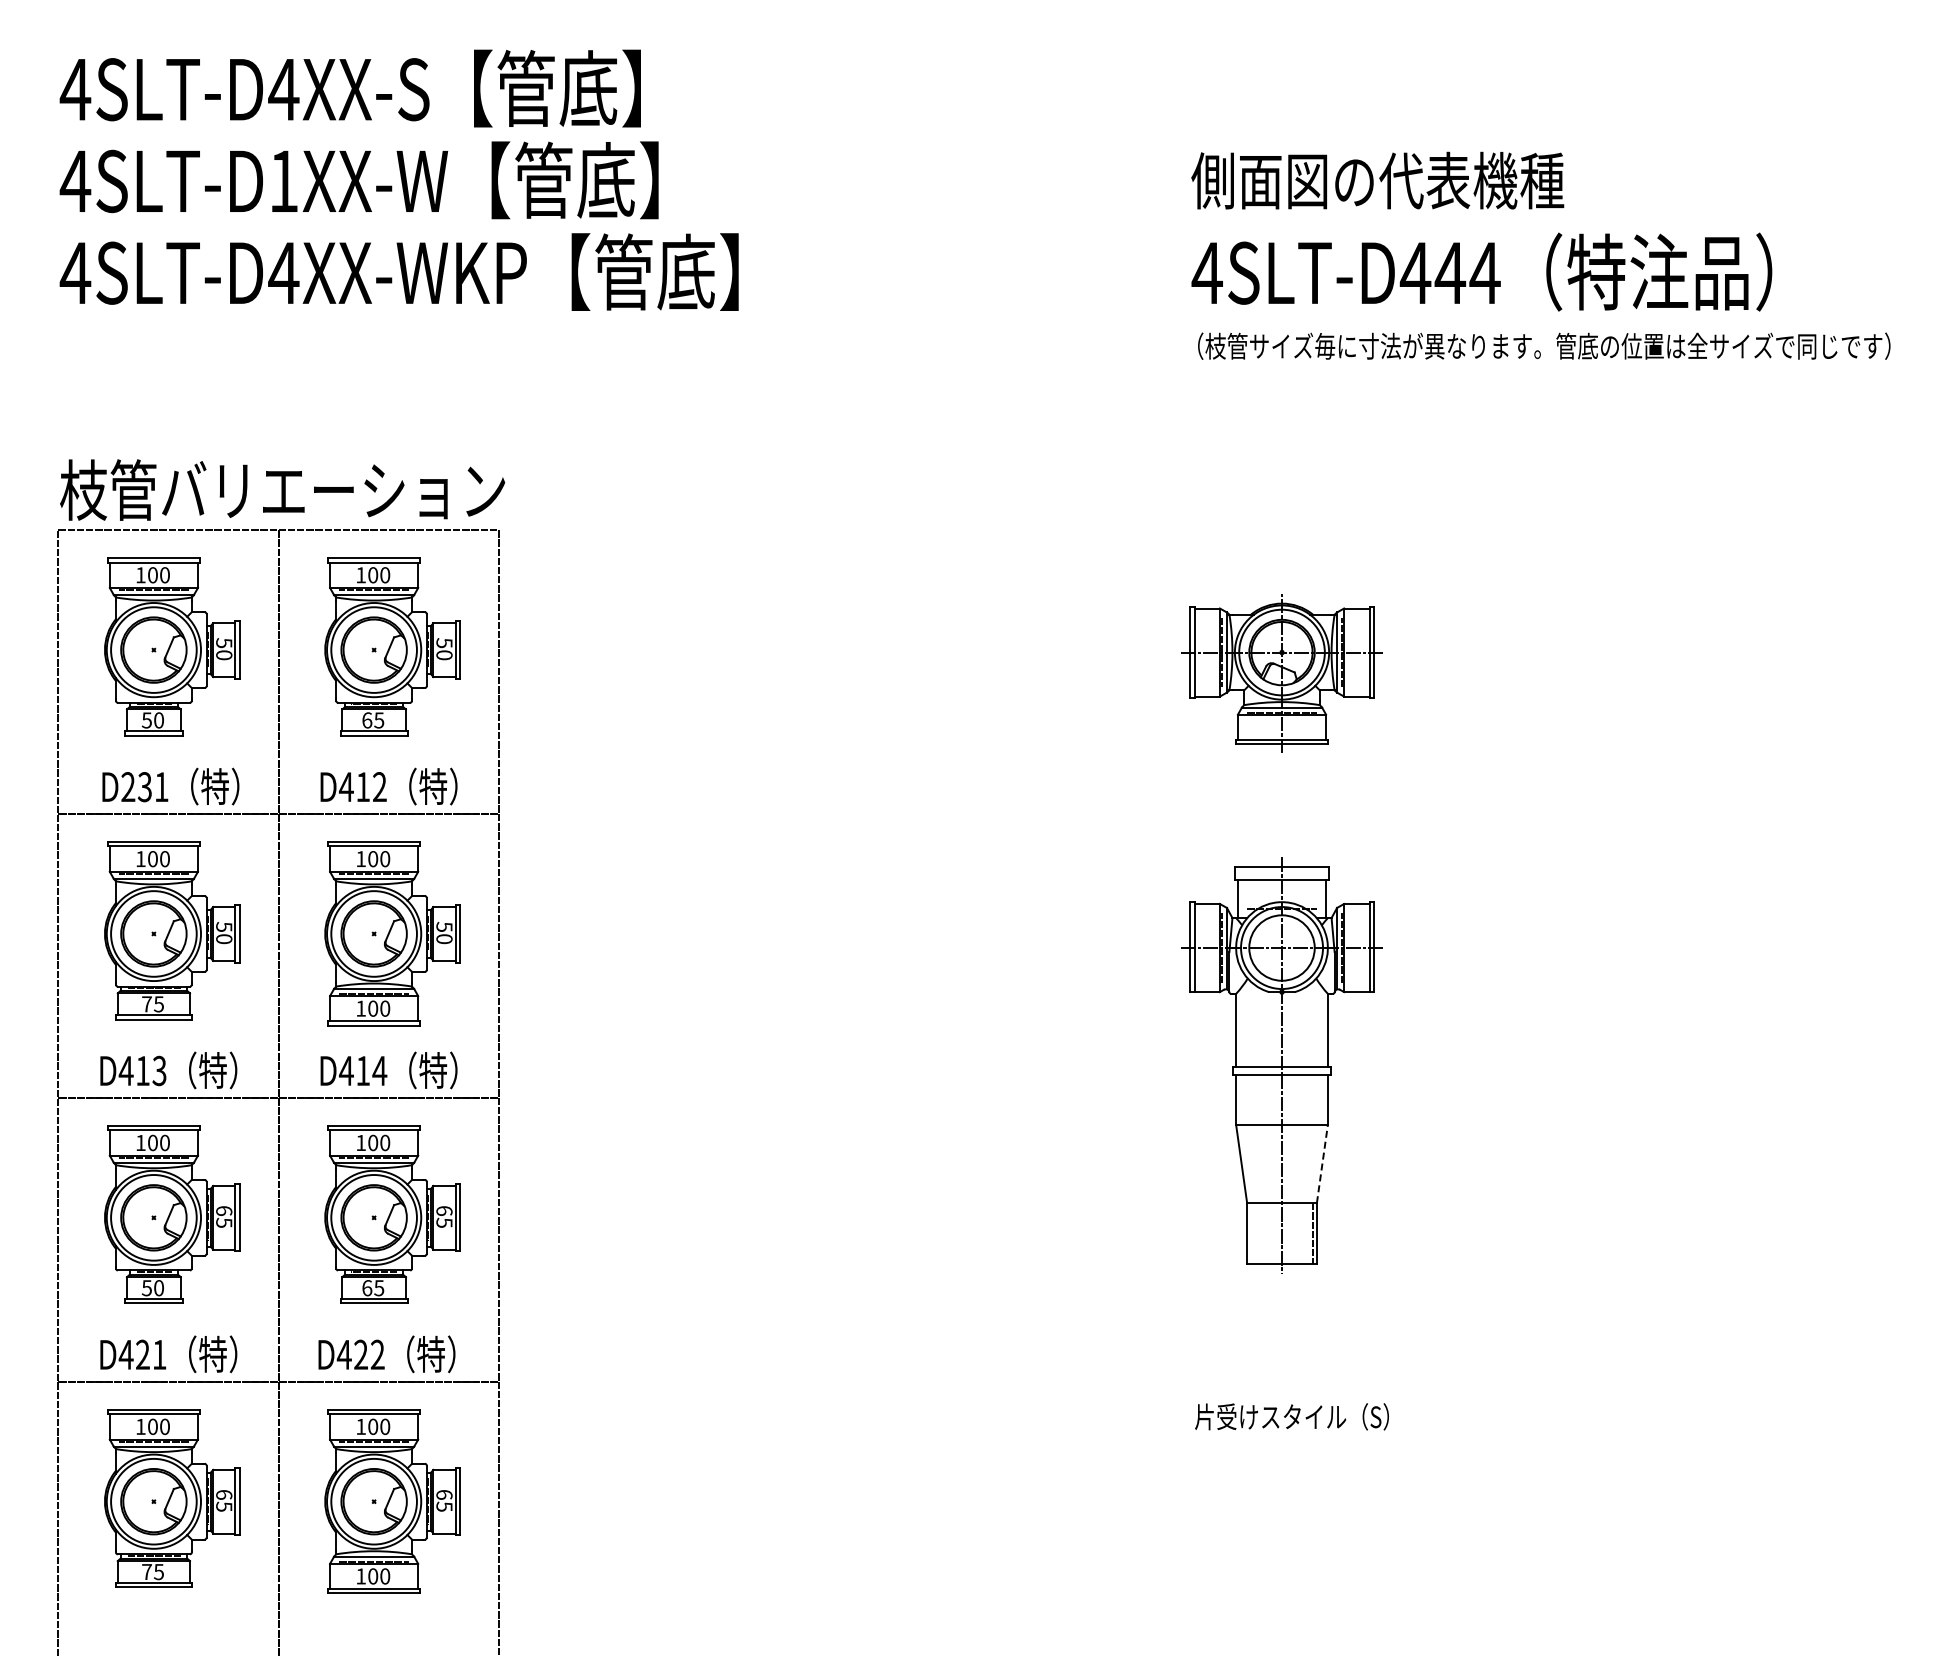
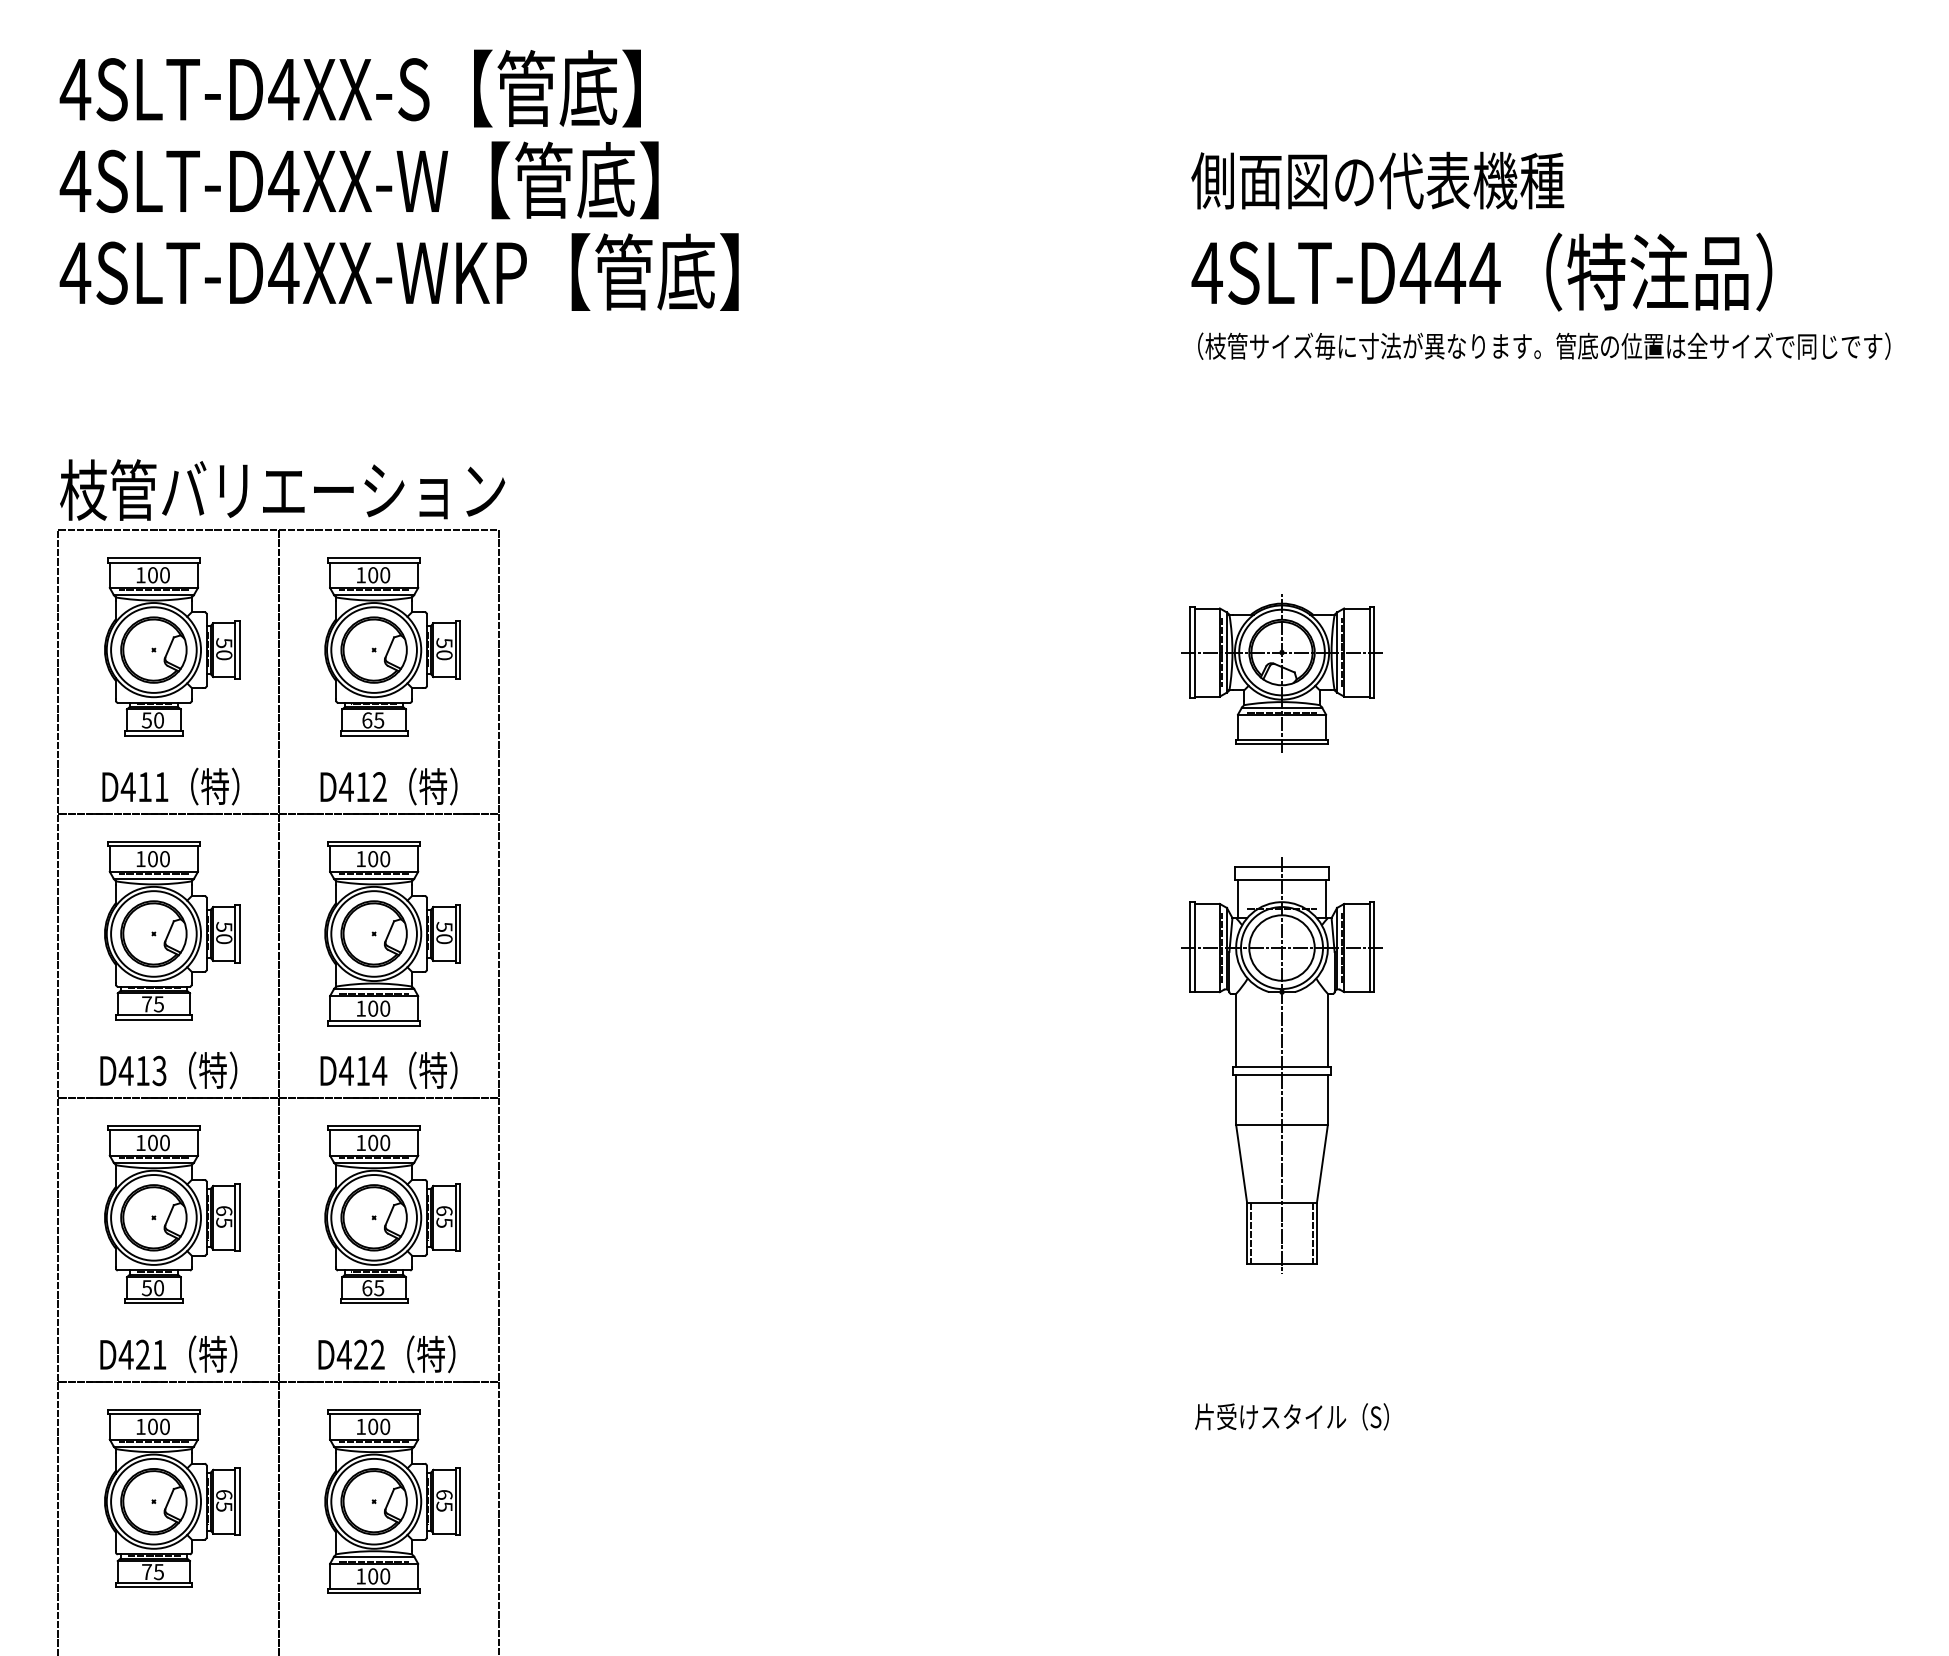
text: 4SLT-D1XX-W -> 4SLT-D4XX-W (283, 180)
text: D231 -> D411 (135, 787)
line: dashed -> solid (1322, 1164)
line: none -> present (1251, 1233)
